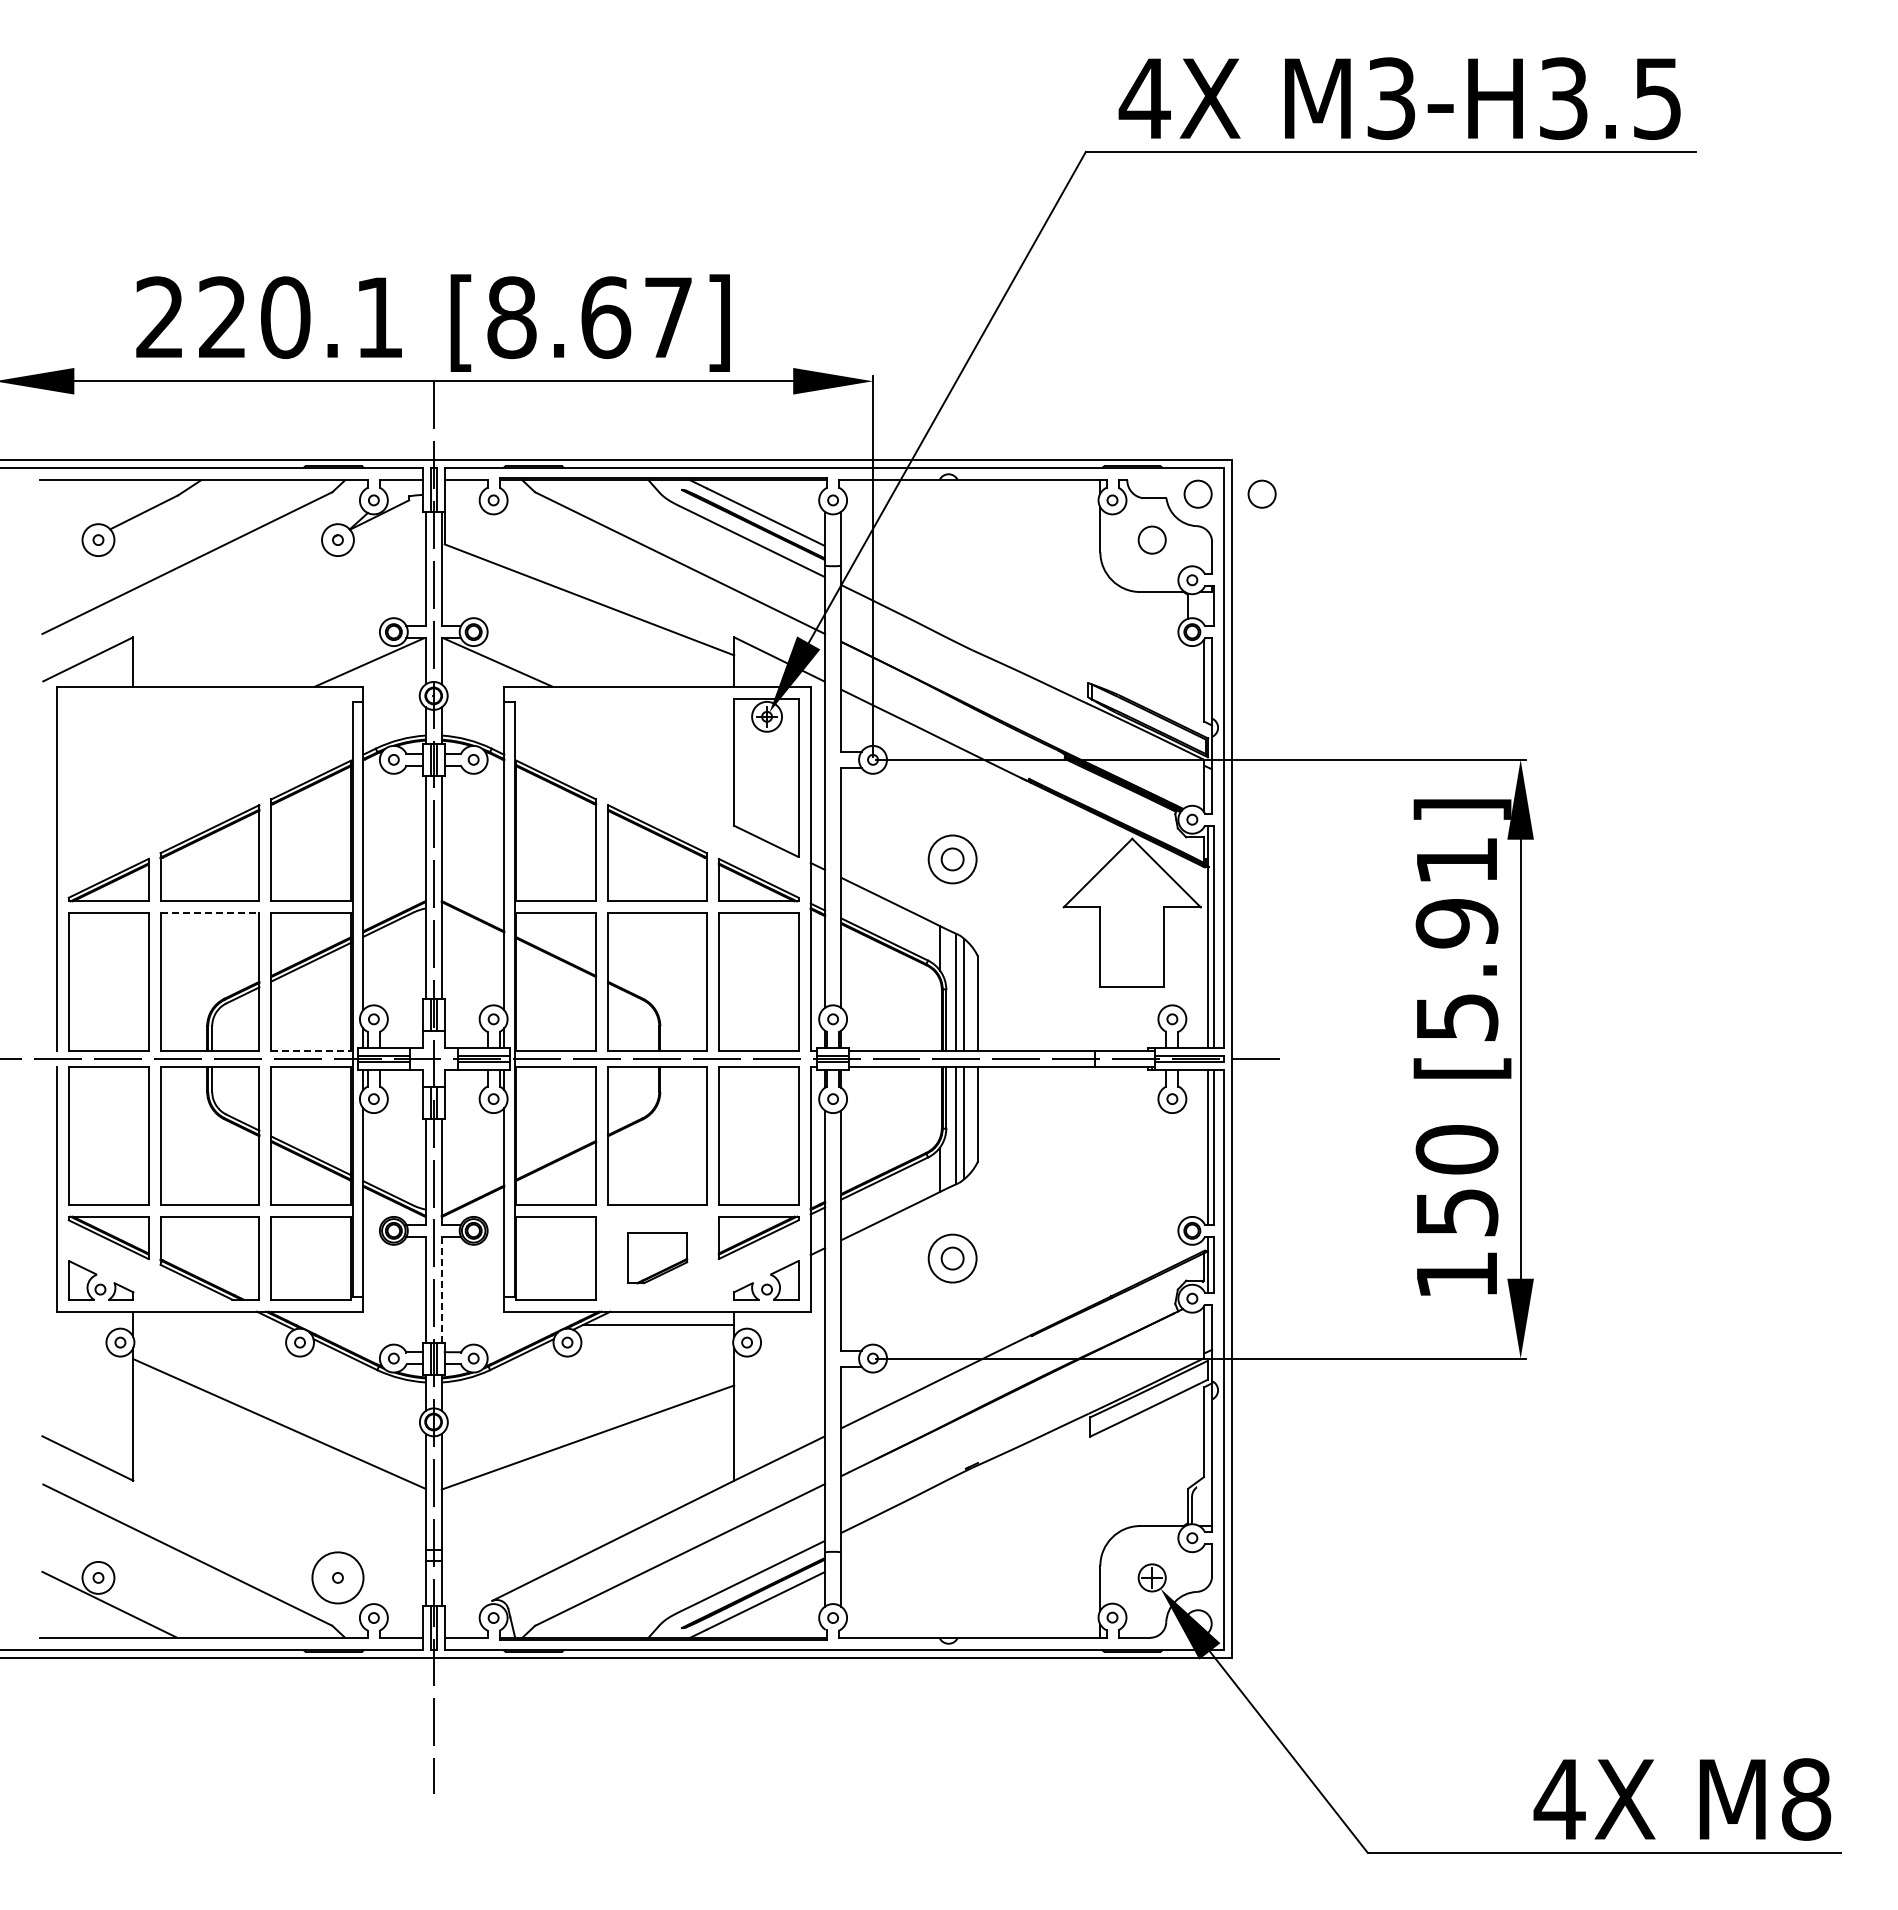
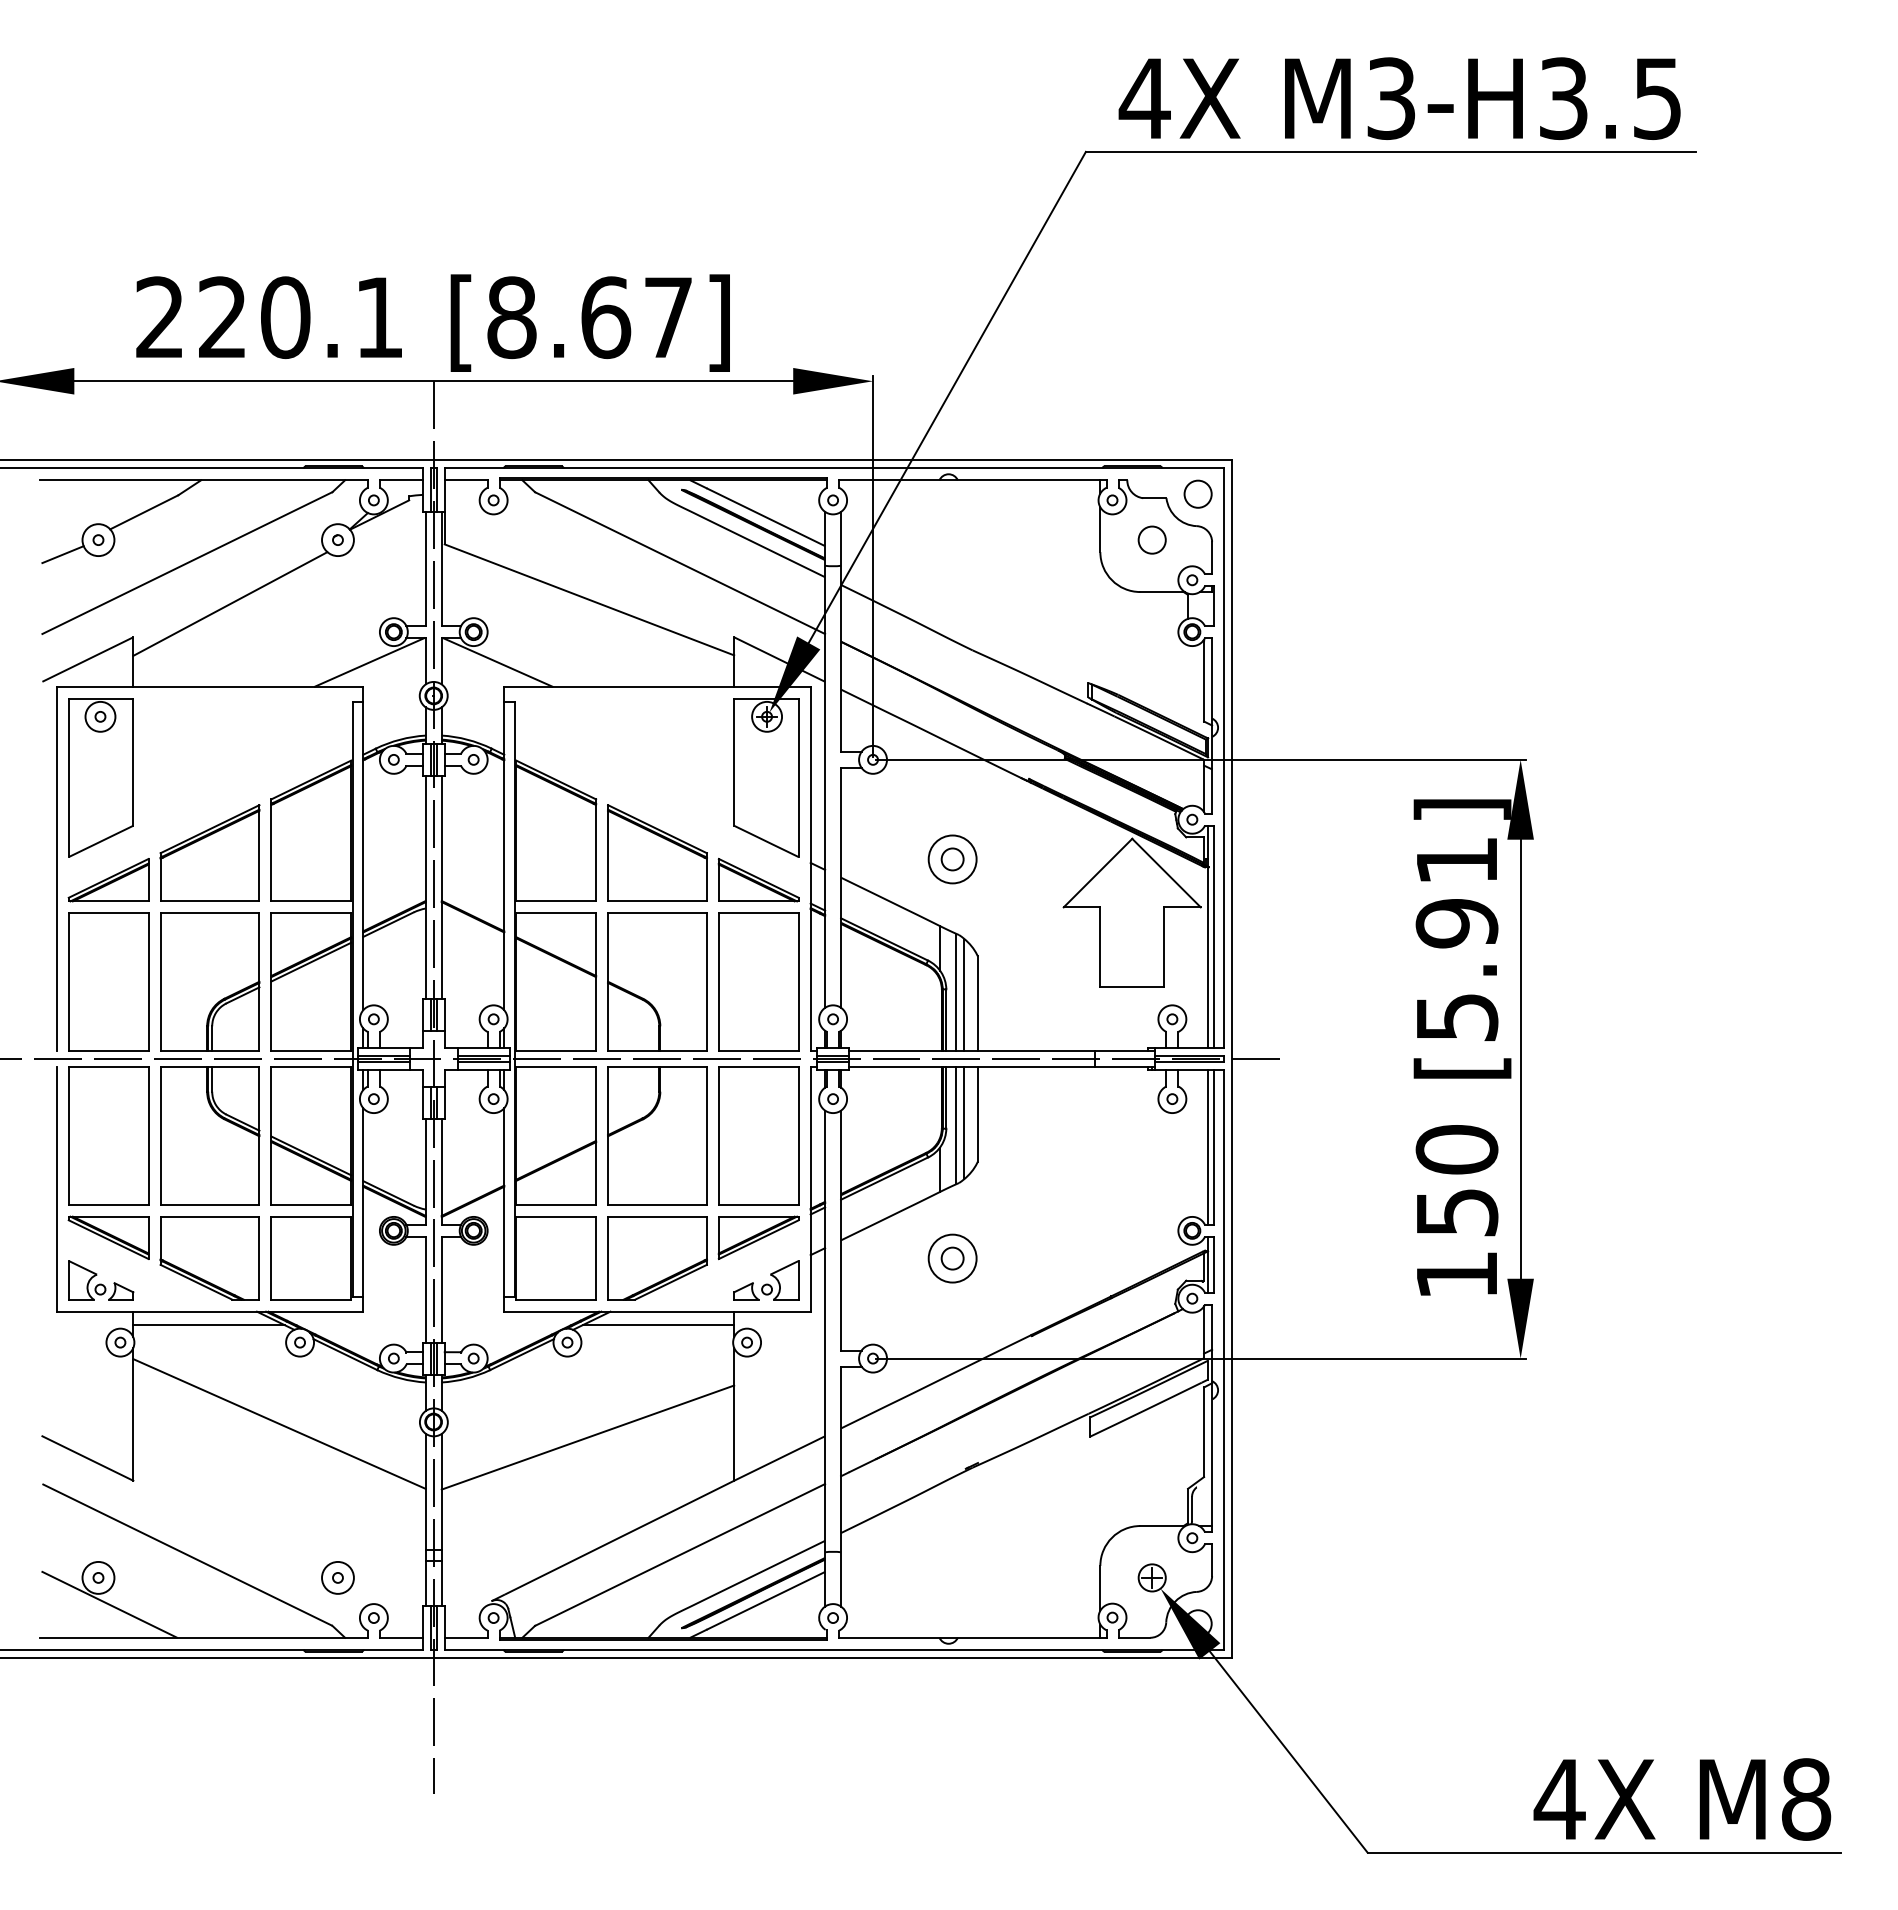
circle: present -> none (1261, 493)
line: none -> present (62, 554)
line: none -> present (230, 603)
part: none -> present (100, 777)
line: dashed -> solid (210, 913)
line: dashed -> solid (311, 1051)
part size: 62x53 px -> 101x85 px (657, 1258)
line: dashed -> solid (441, 1289)
line: none -> present (209, 1325)
circle diameter: 51 px -> 32 px (337, 1577)
